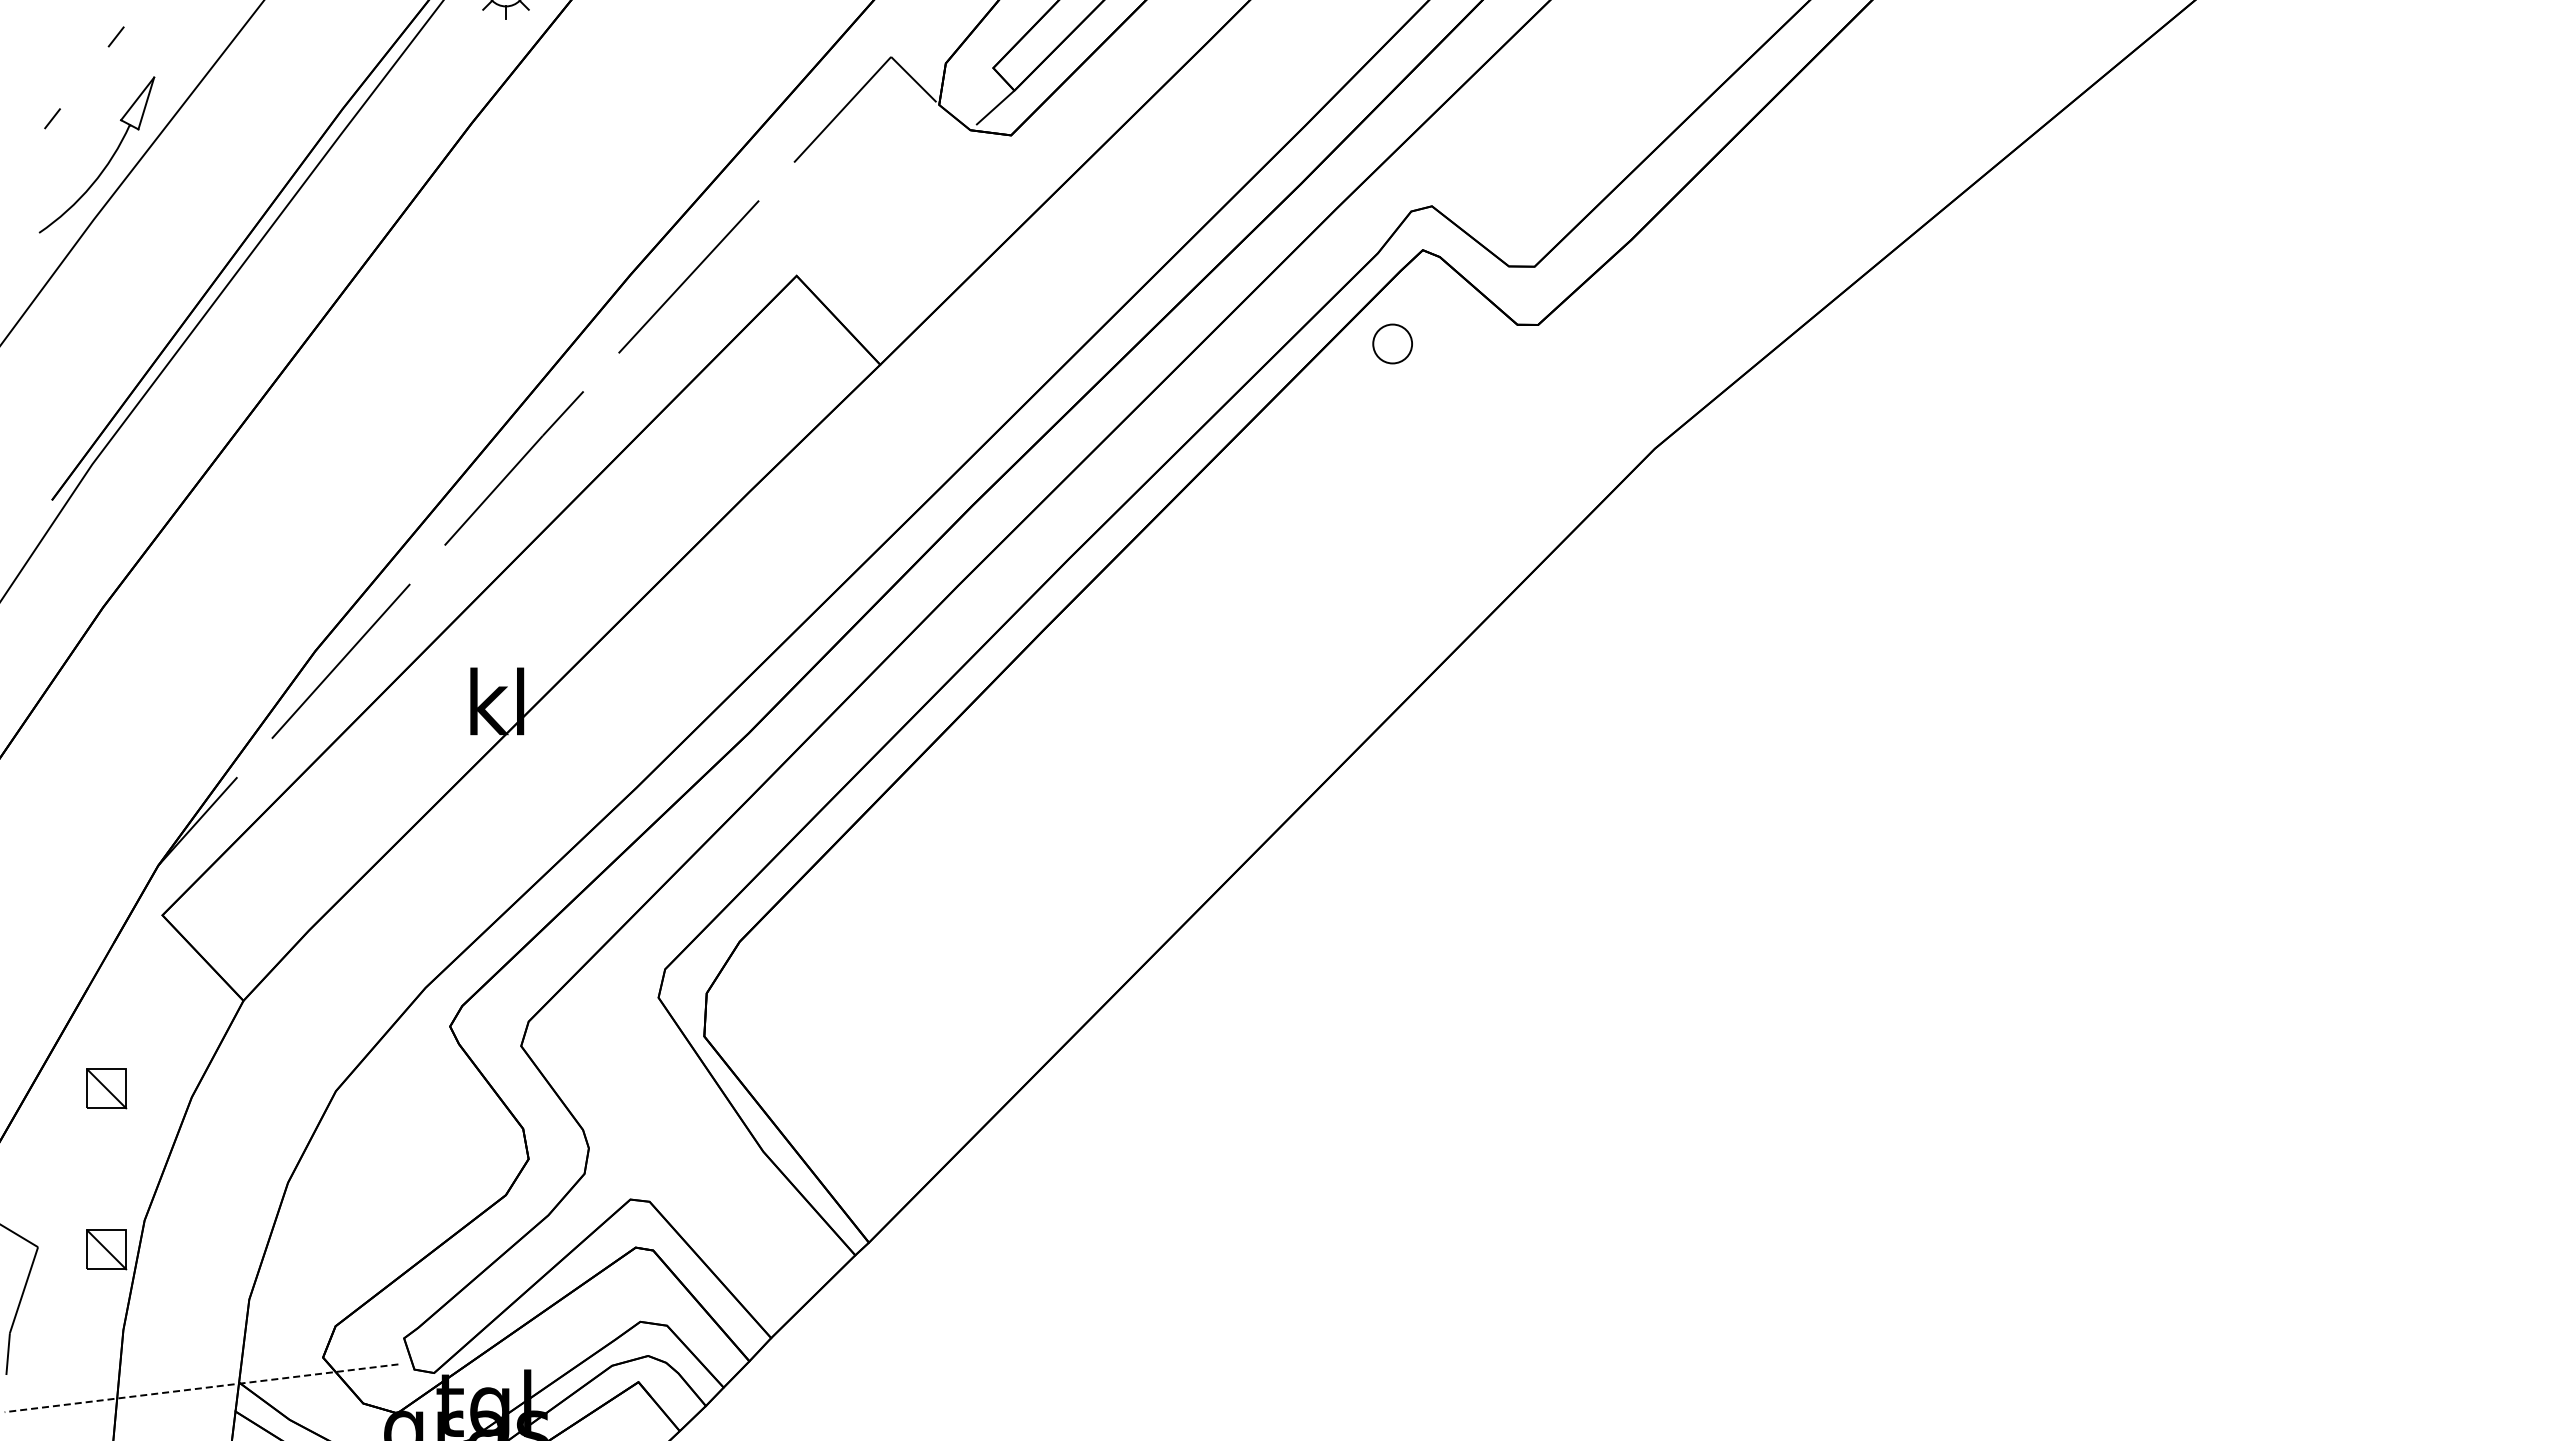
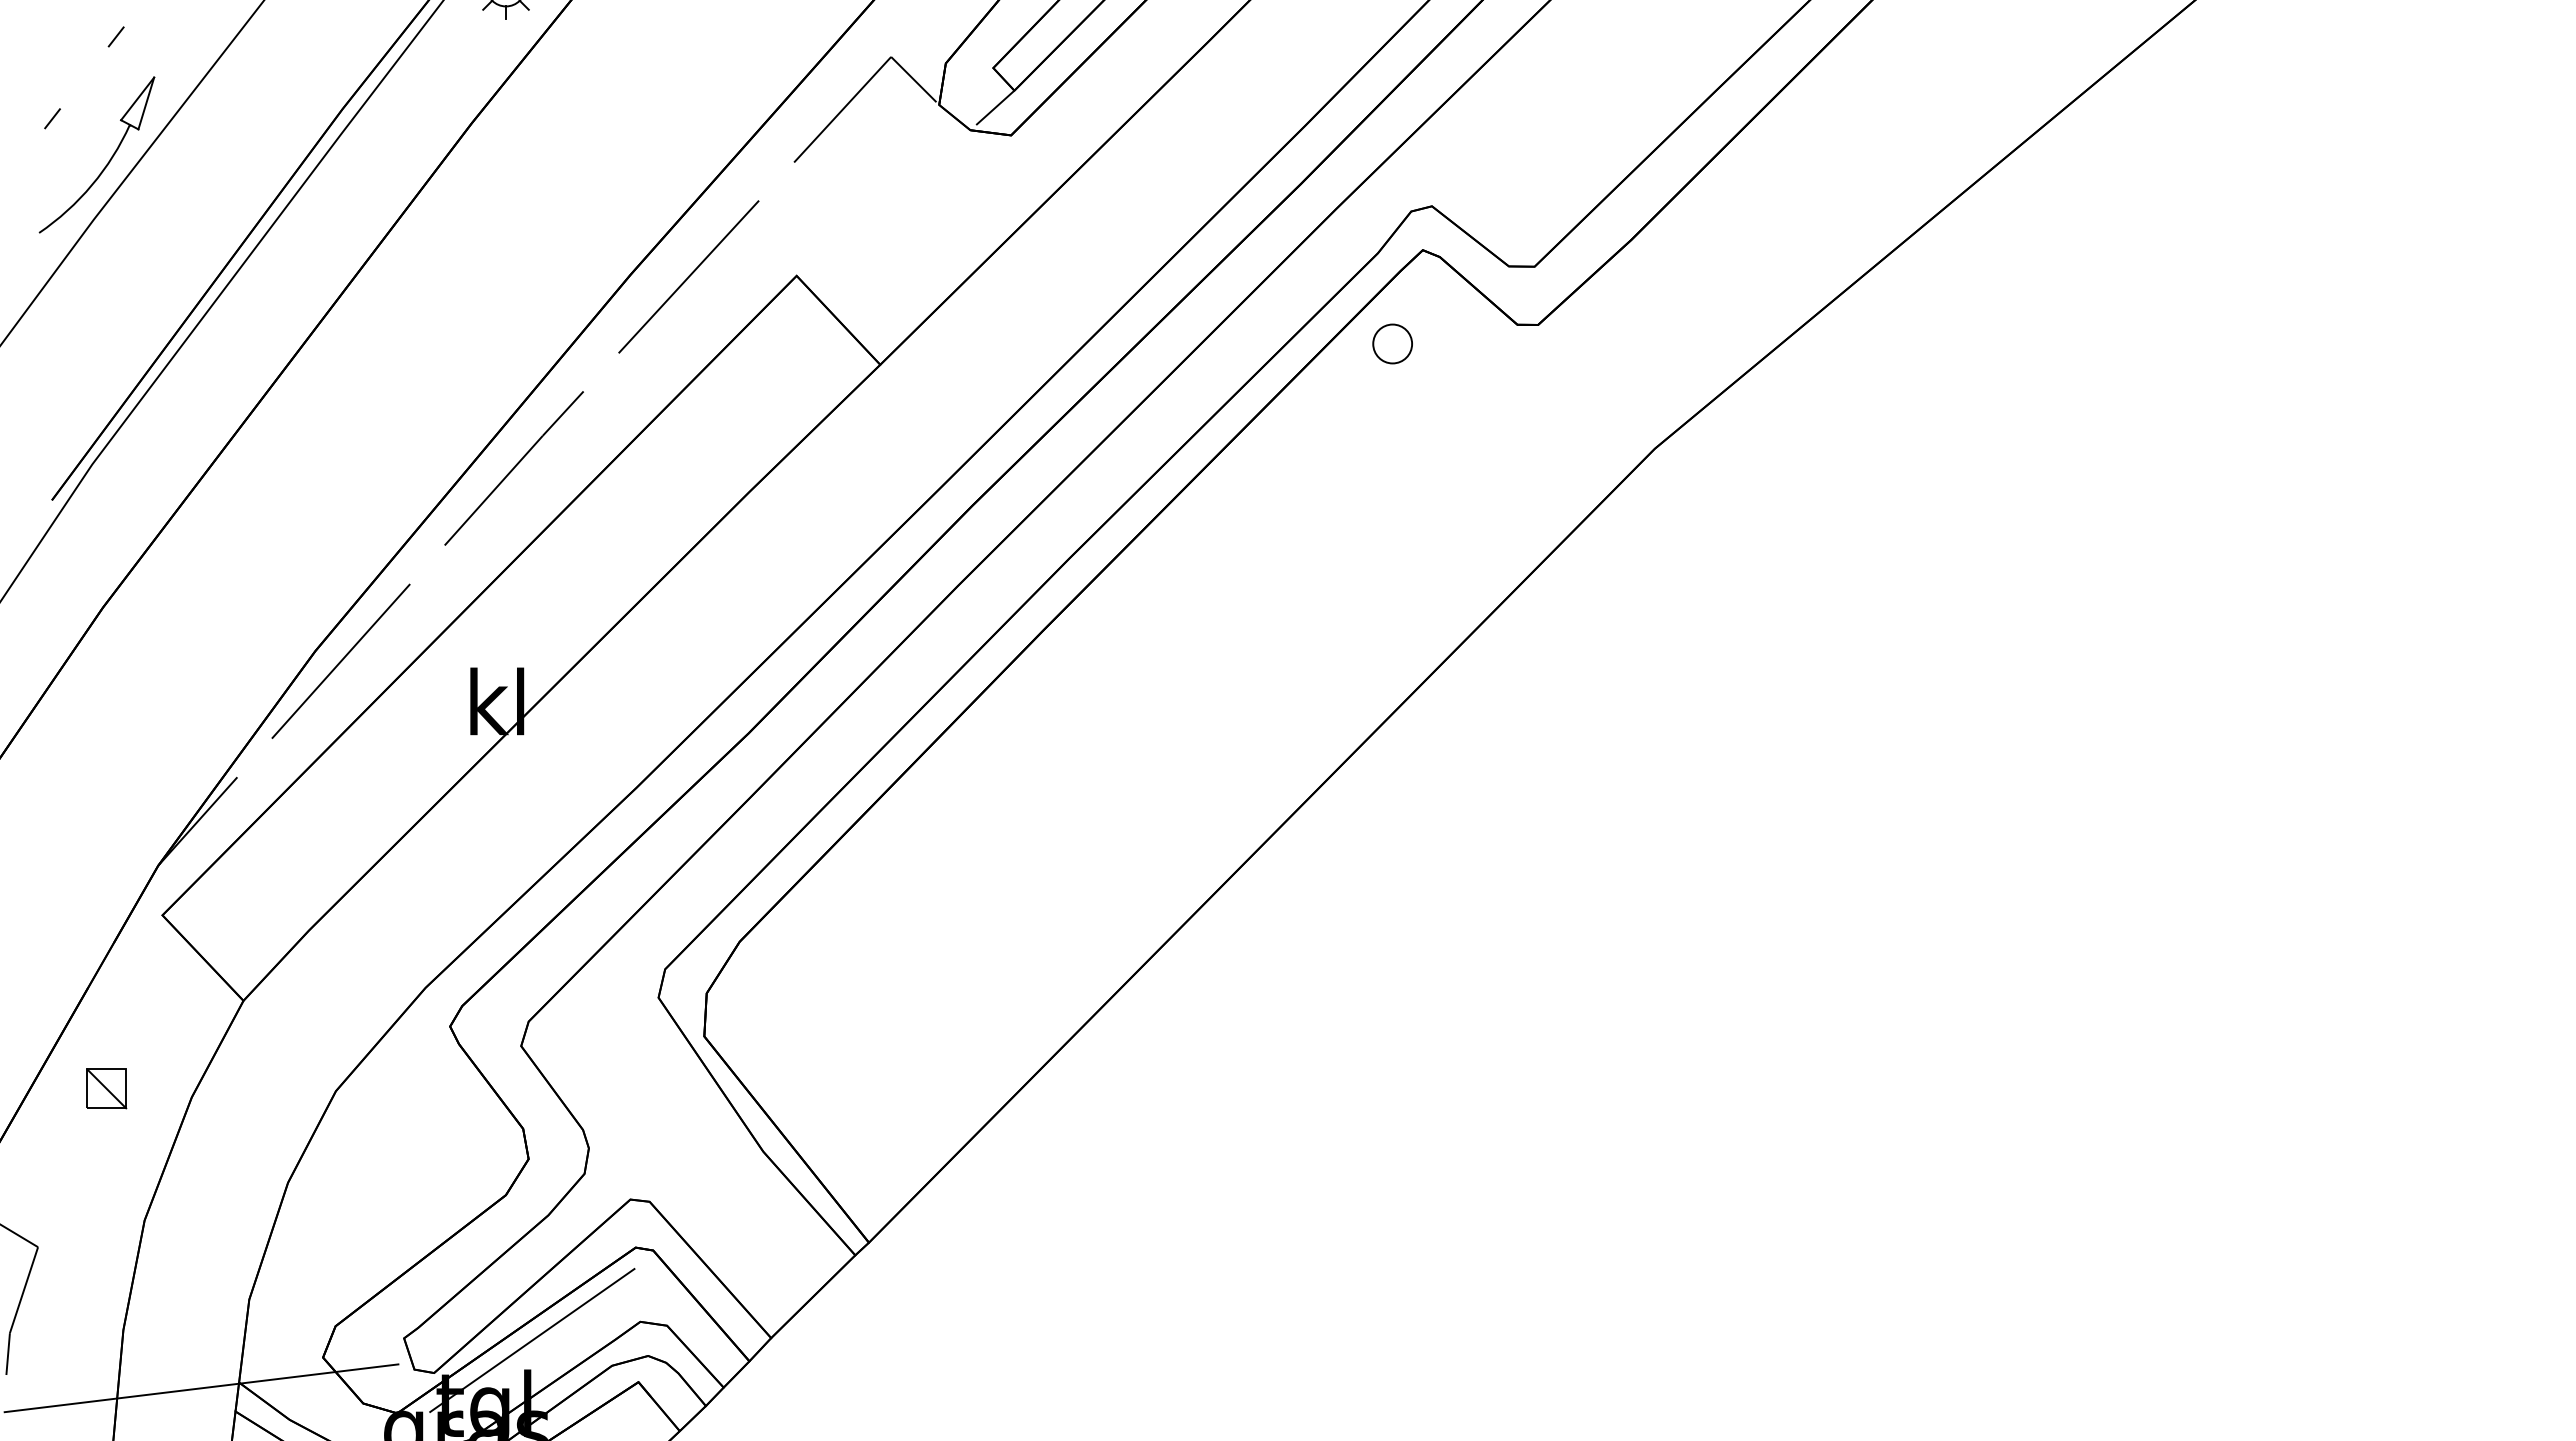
part: present -> none (106, 1249)
line: none -> present (532, 1340)
line: dashed -> solid (201, 1388)
